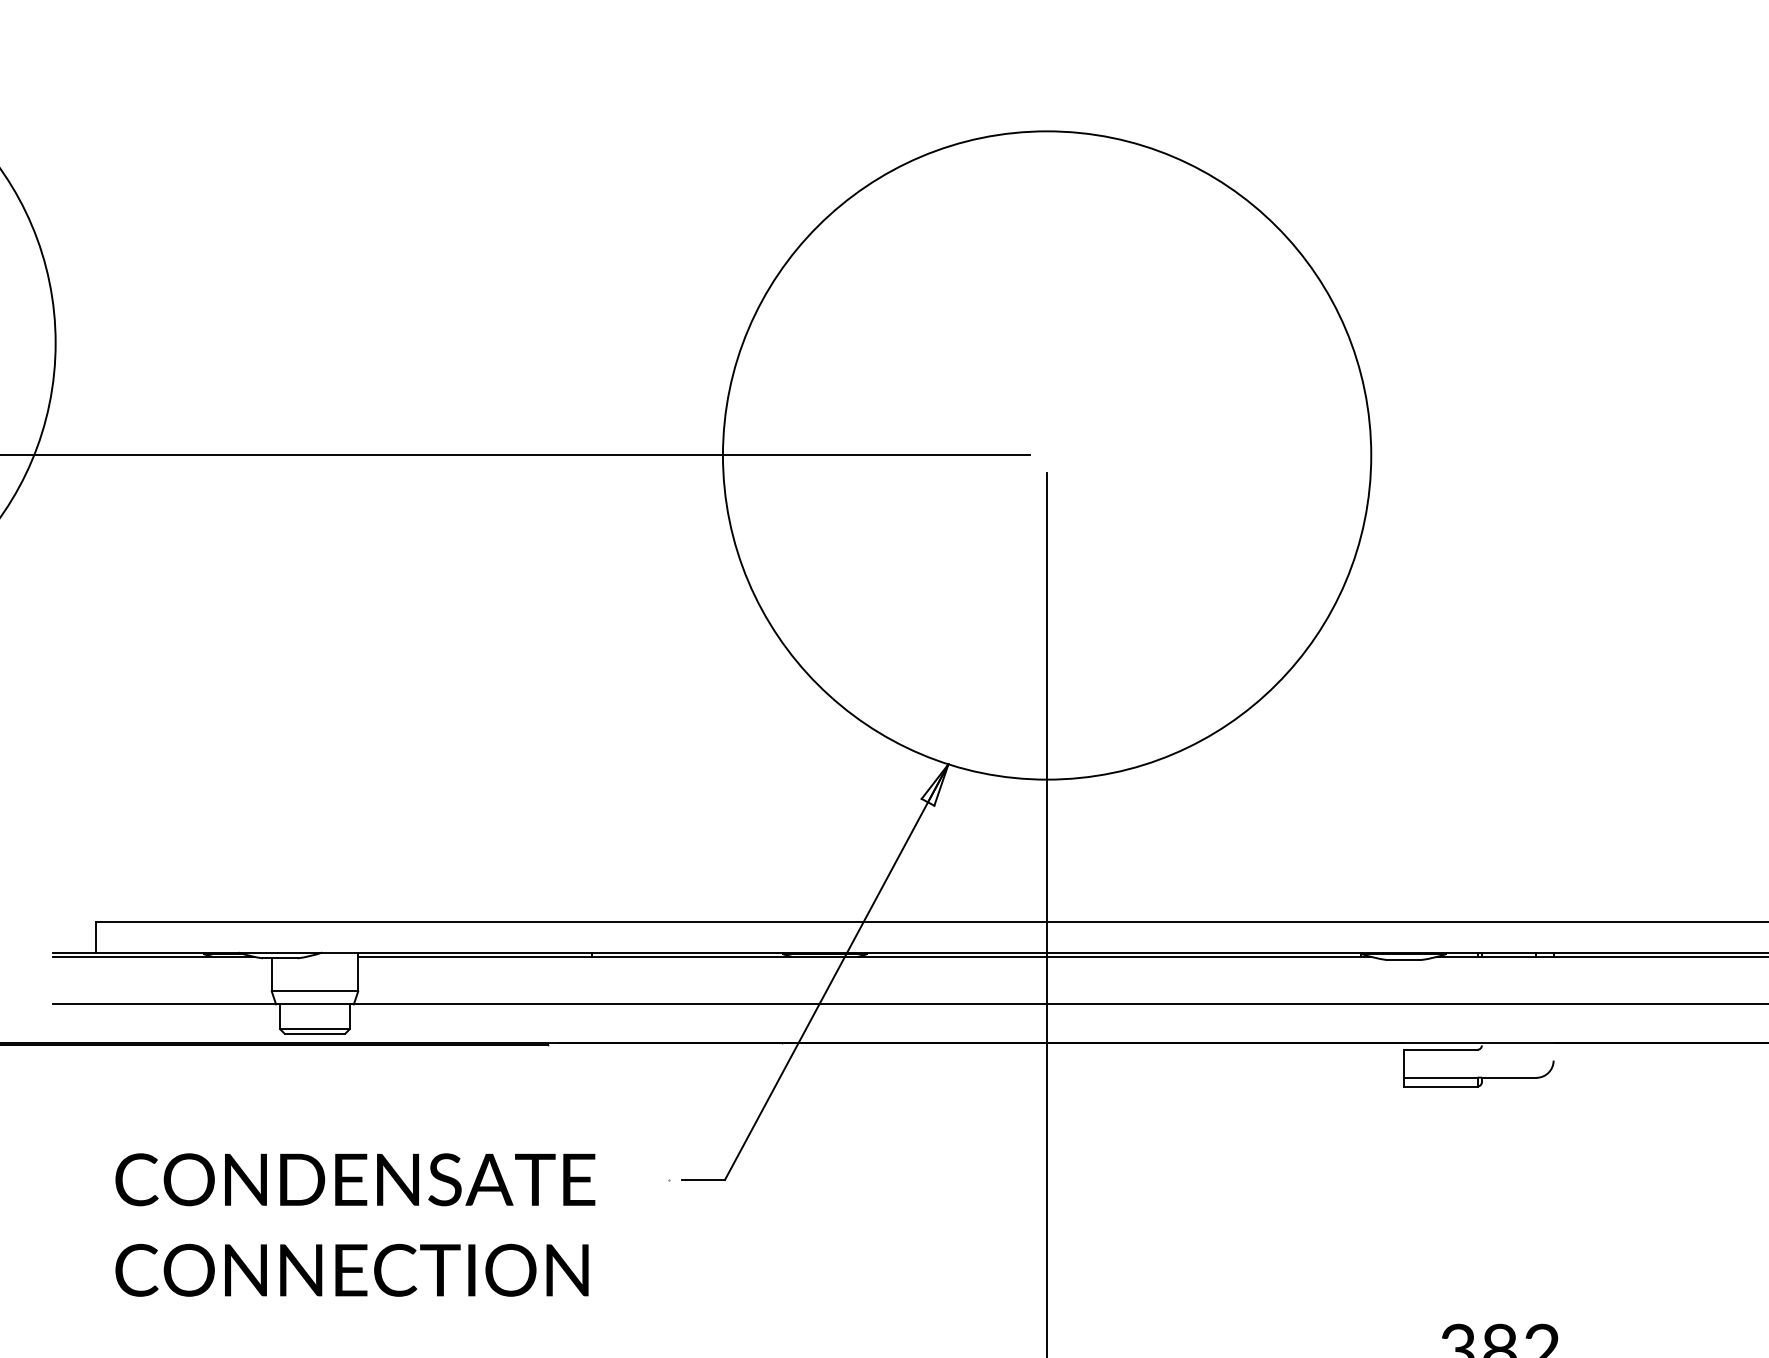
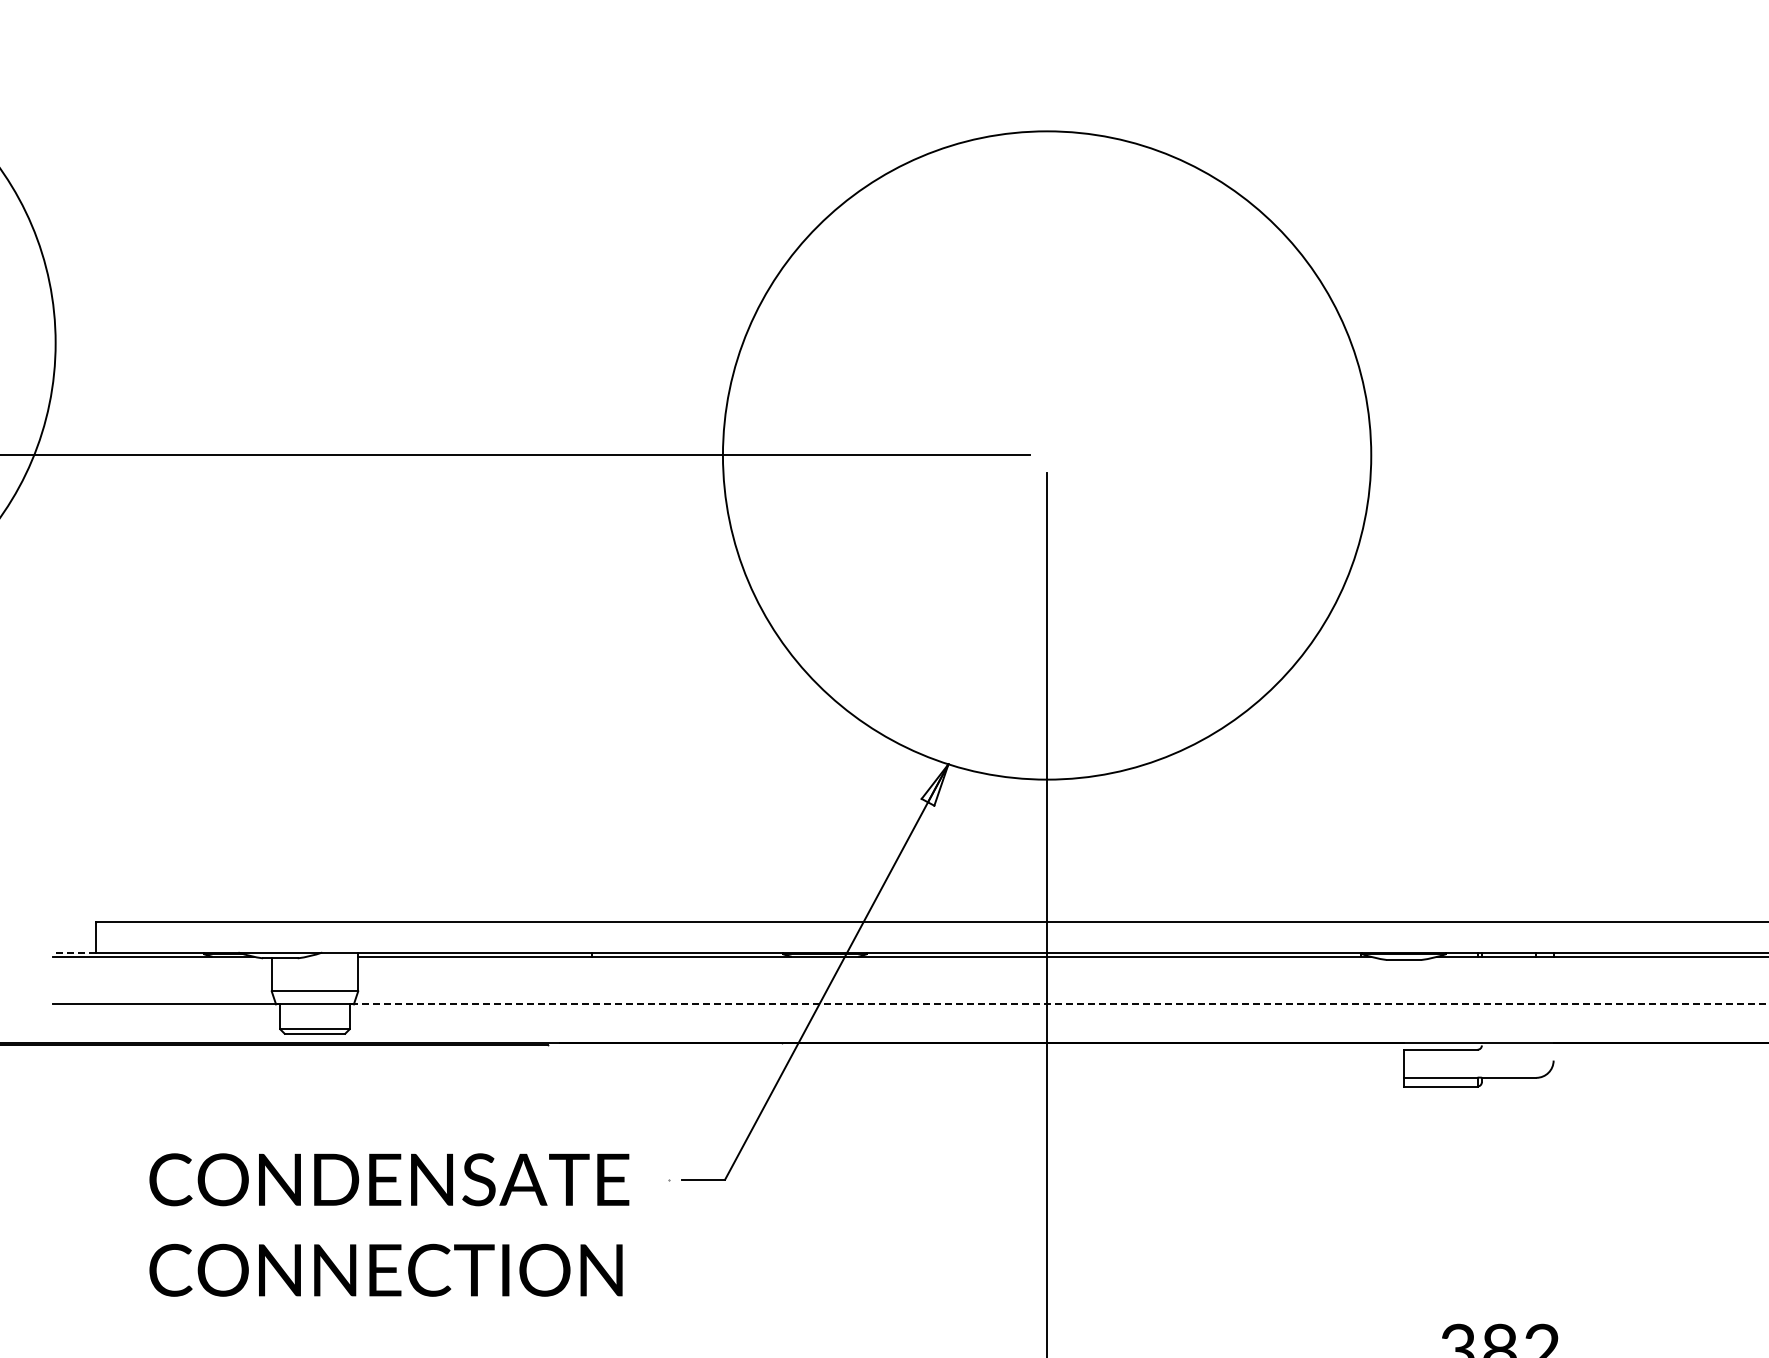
line: solid -> dashed (74, 952)
line: solid -> dashed (1059, 1004)
text position: (355, 1224) -> (389, 1224) (389, 1224)
